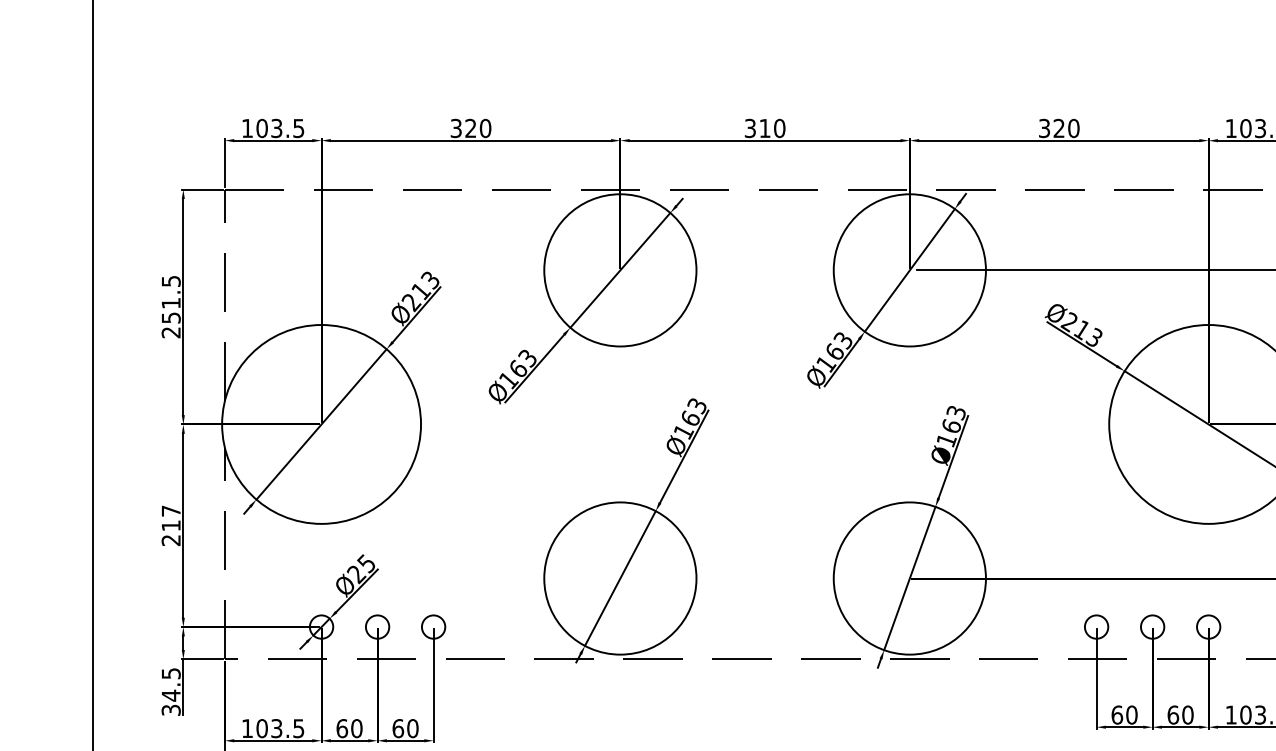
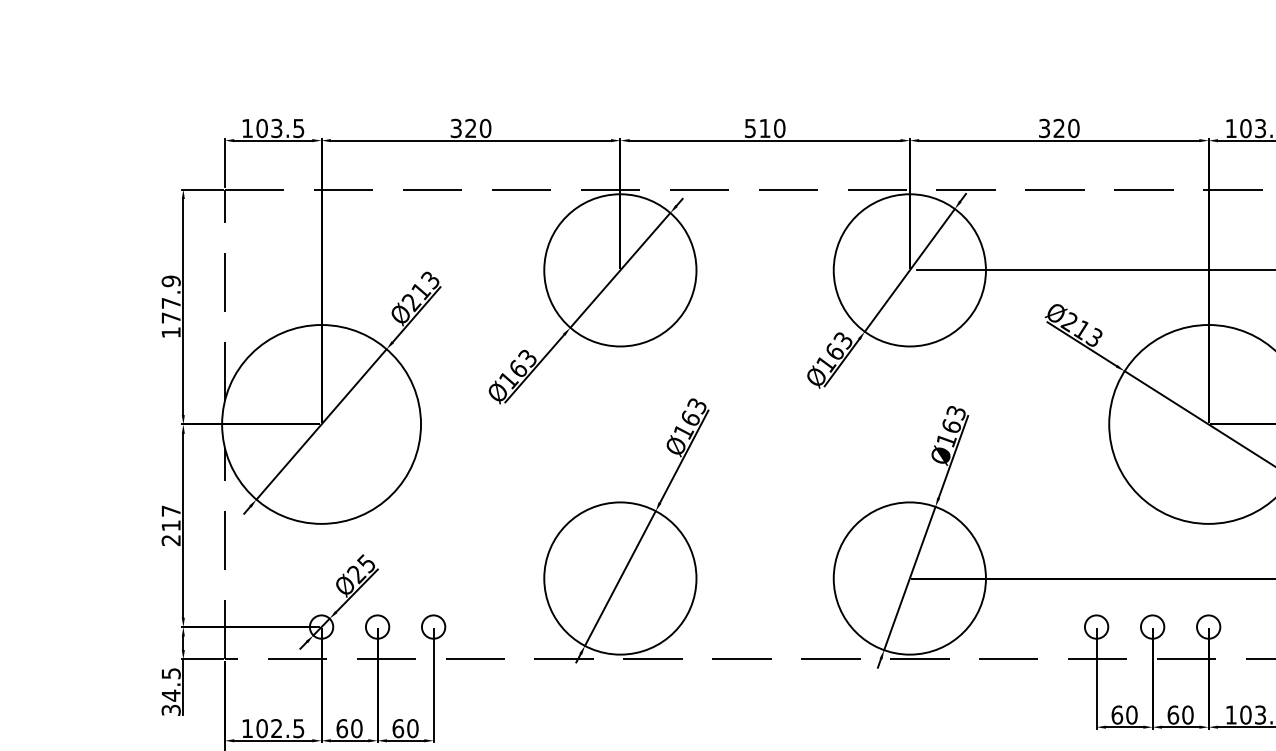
text: 310 -> 510 (750, 127)
text: 251.5 -> 177.9 (170, 306)
line: present -> none (92, 374)
text: 103.5 -> 102.5 (276, 728)
